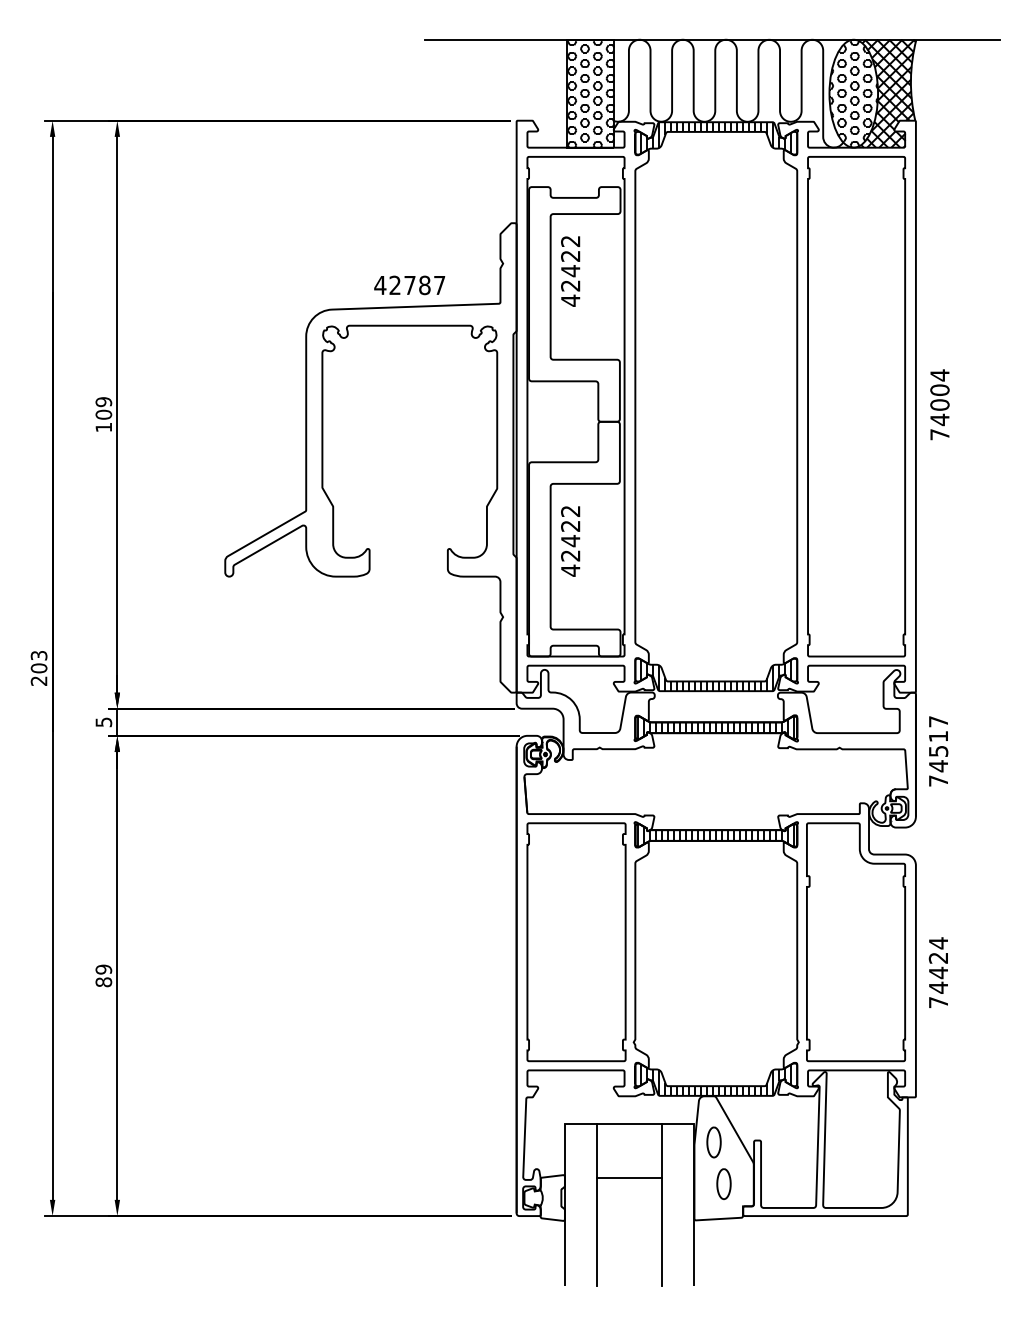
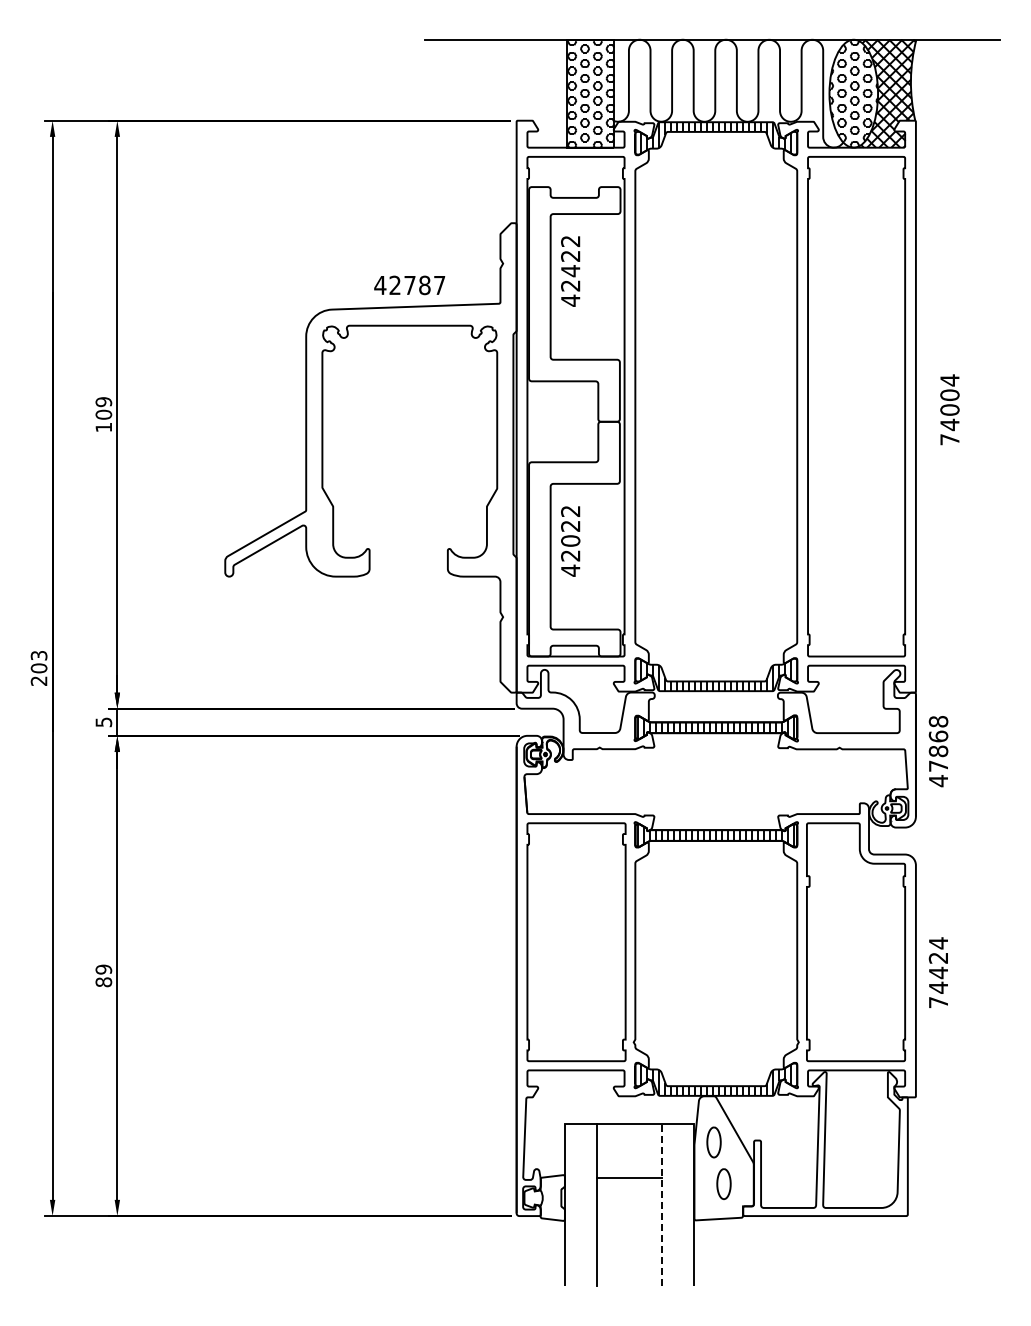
text position: (939, 404) -> (949, 409) (949, 409)
text: 42422 -> 42022 (570, 541)
text: 74517 -> 47868 (938, 751)
line: solid -> dashed (662, 1205)
